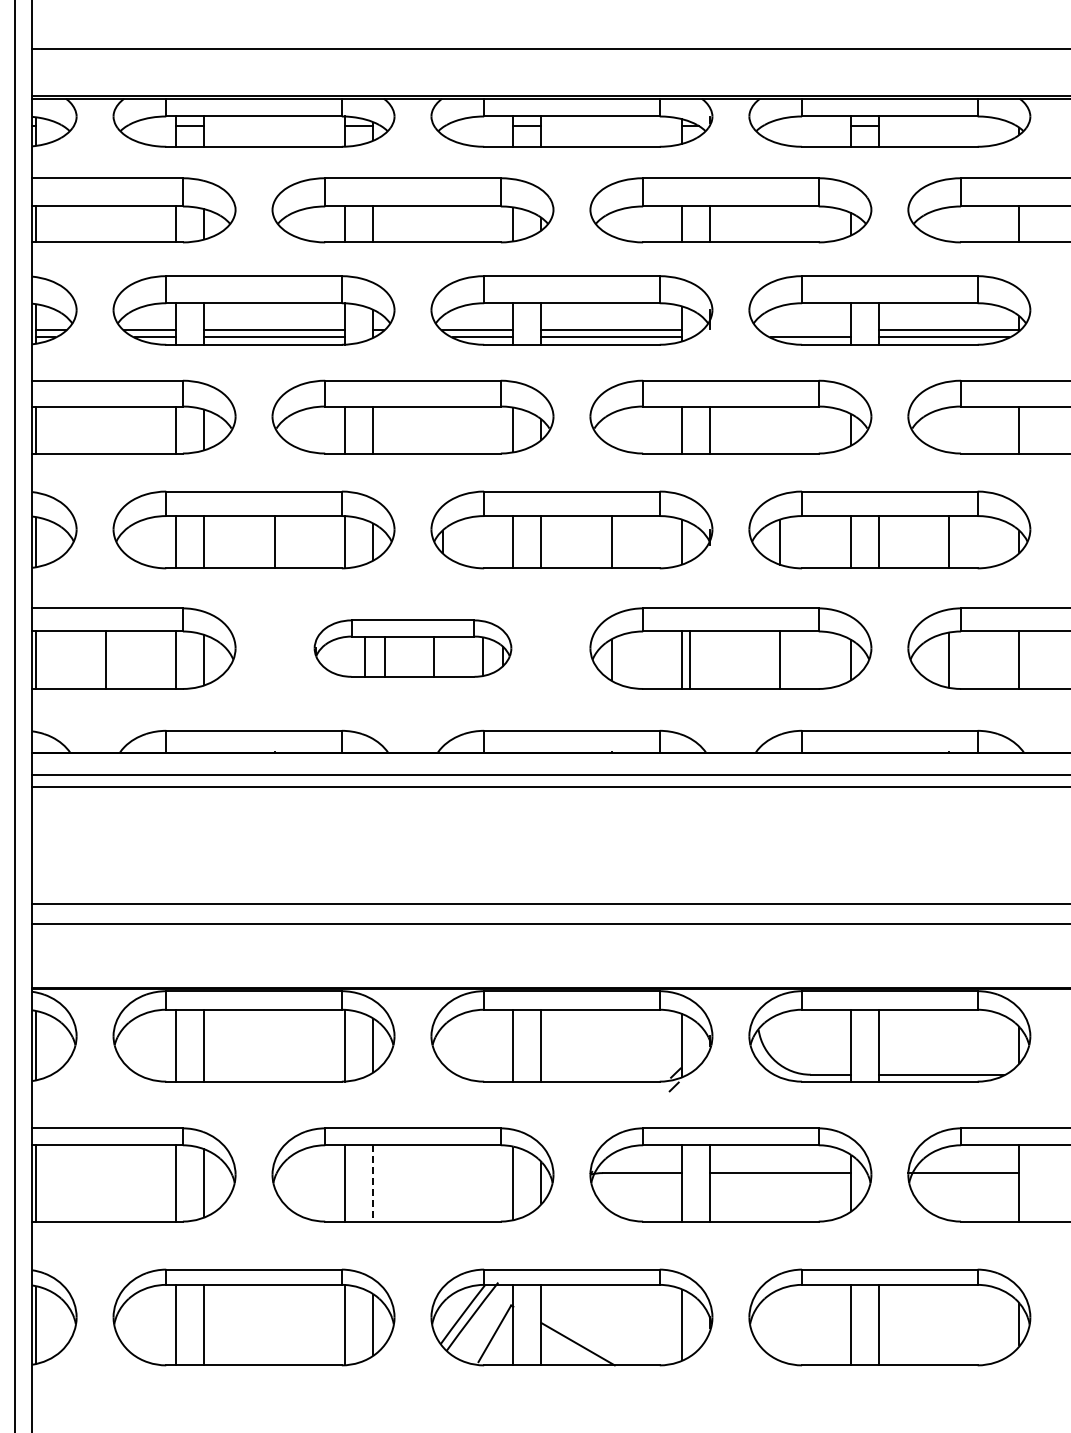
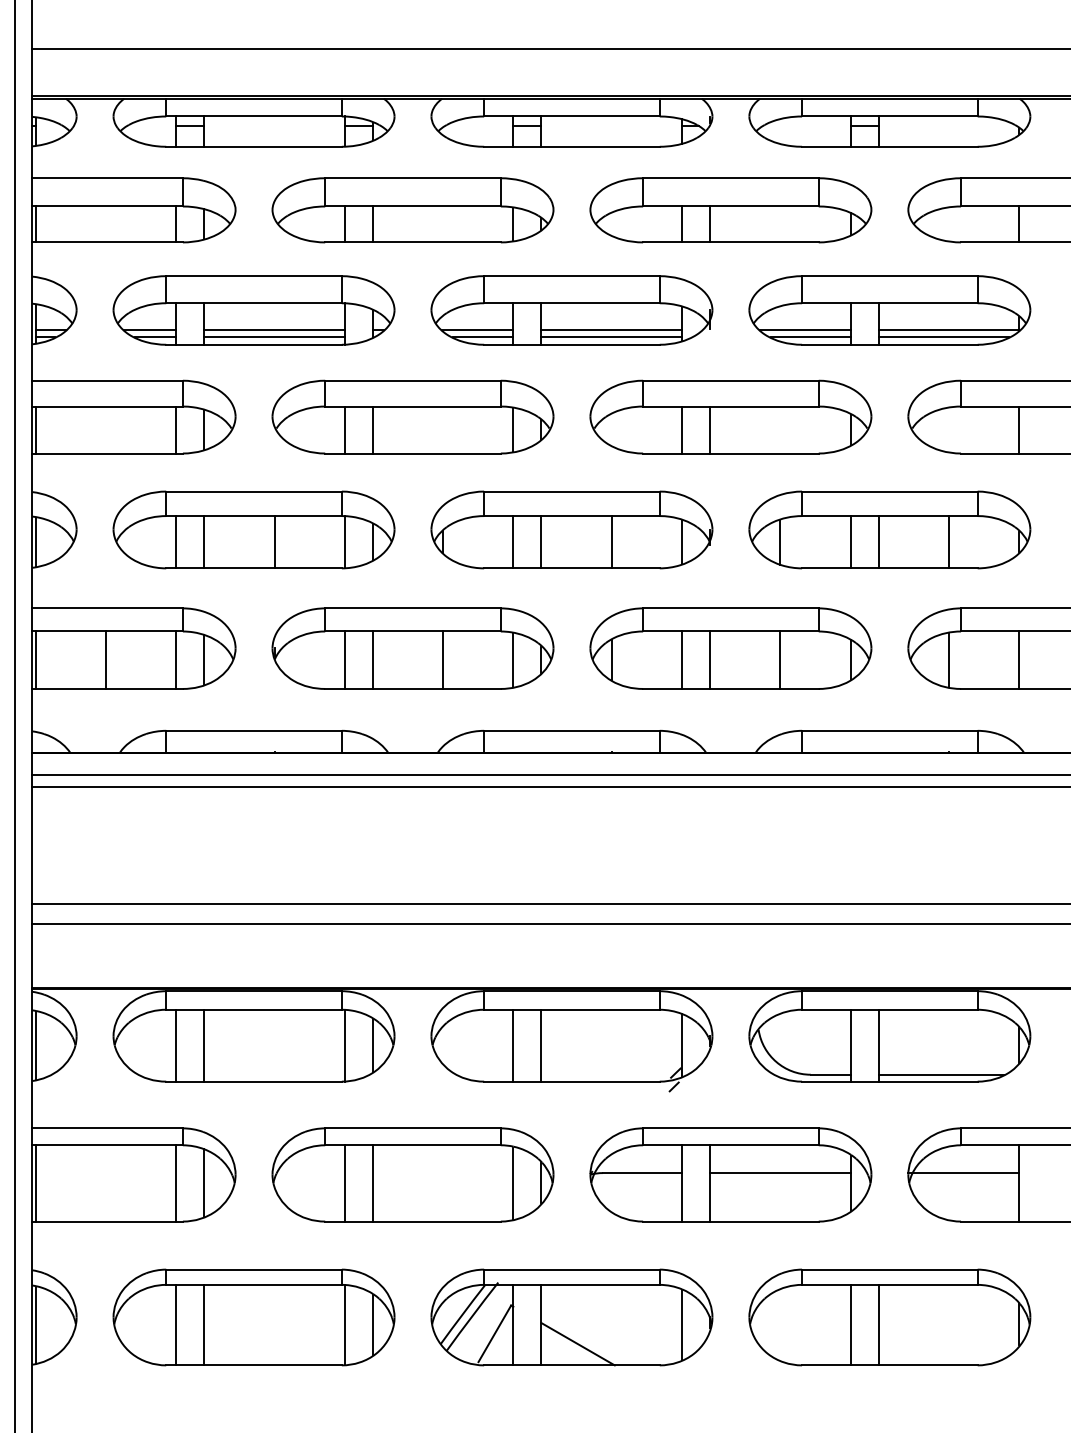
line: none -> present (805, 330)
part size: 200x59 px -> 284x83 px (412, 648)
line position: (690, 659) -> (710, 659) (710, 659)
line: dashed -> solid (372, 1183)
